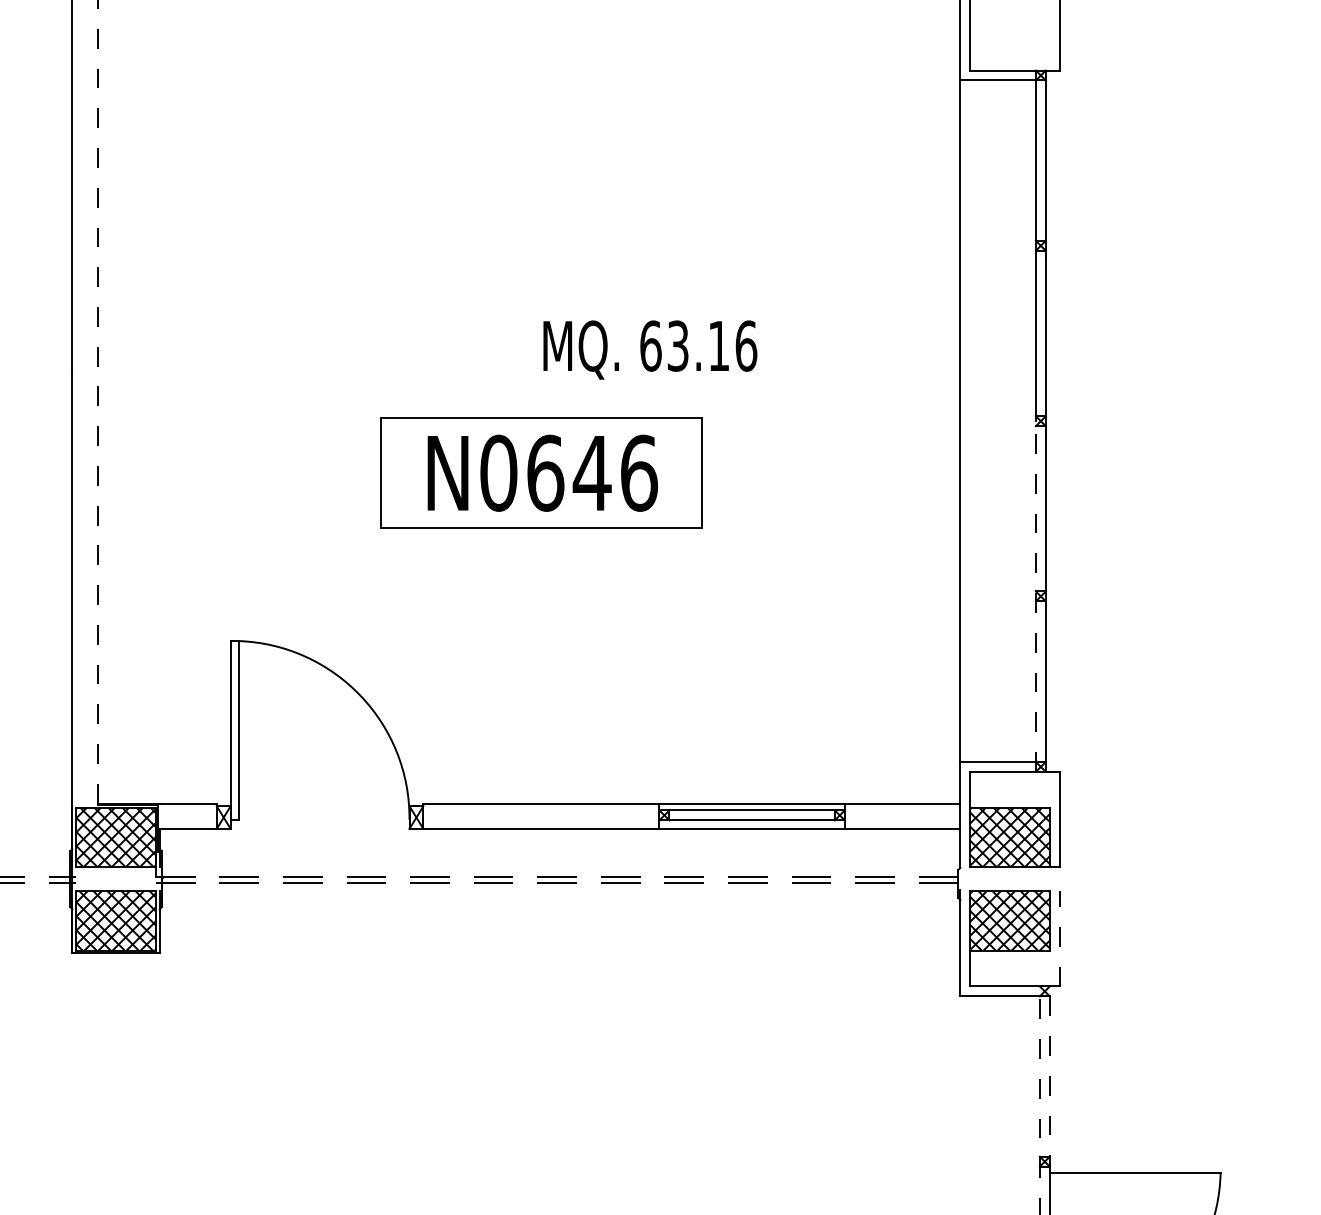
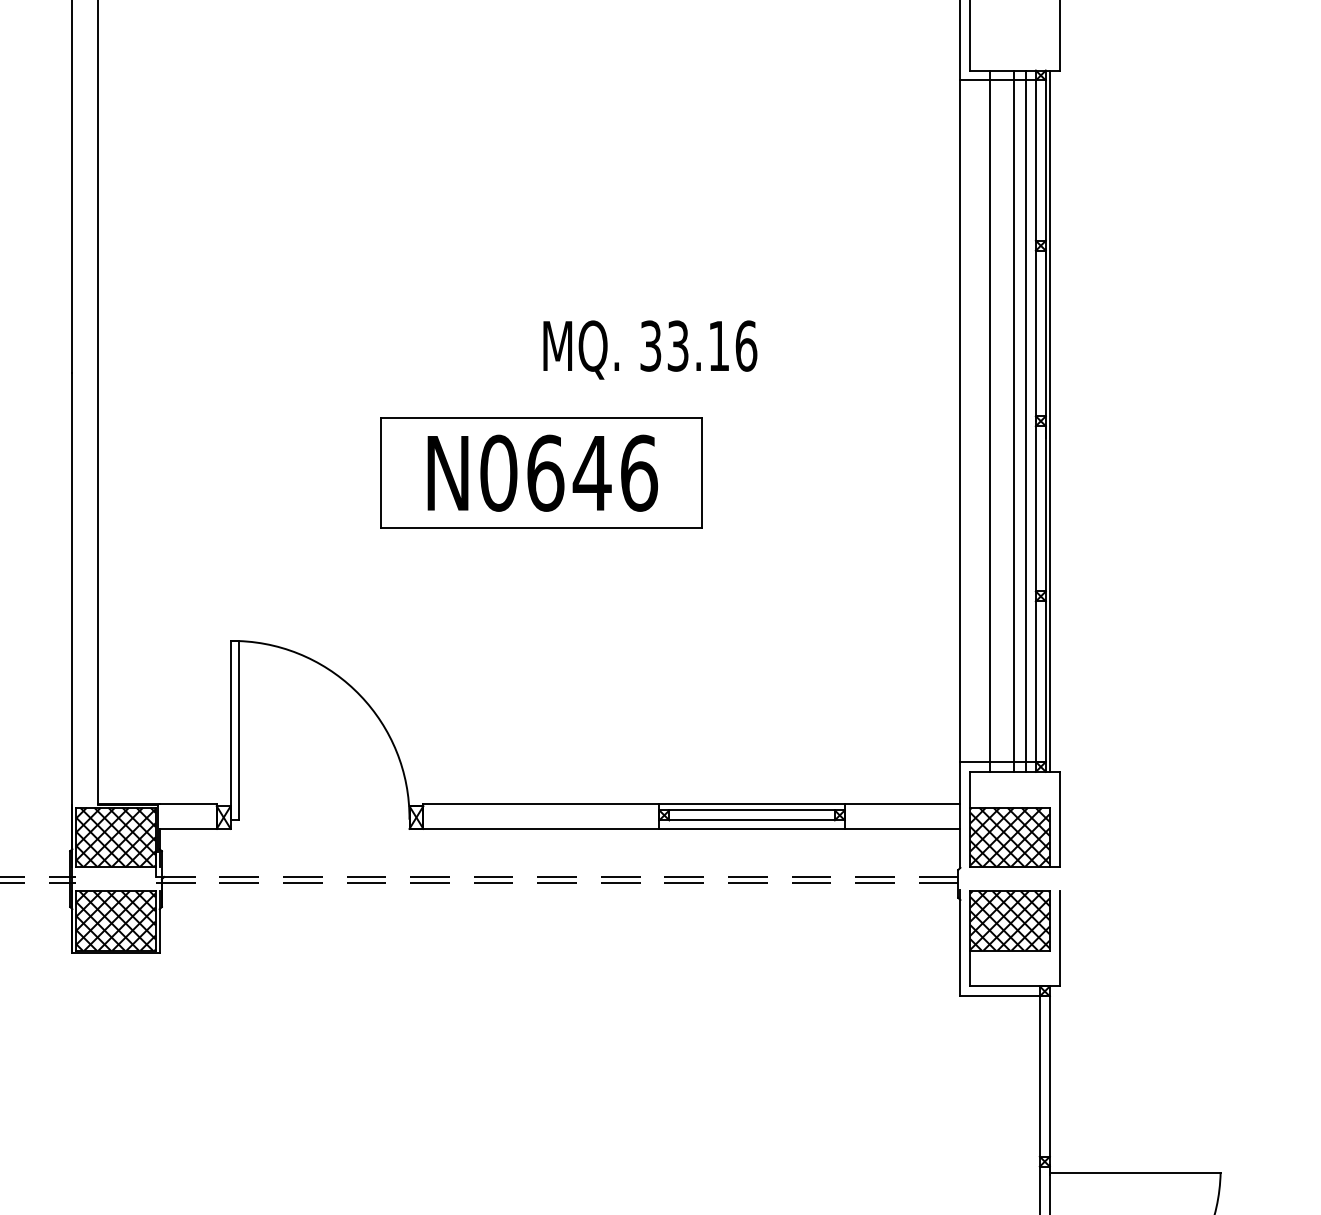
text: 63.16 -> 33.16 (650, 345)
line: dashed -> solid (97, 402)
line: none -> present (990, 420)
line: none -> present (1014, 420)
line: none -> present (1025, 420)
line: none -> present (1049, 420)
line: dashed -> solid (1035, 596)
line: dashed -> solid (1059, 938)
line: dashed -> solid (1049, 1080)
line: dashed -> solid (1039, 1100)
